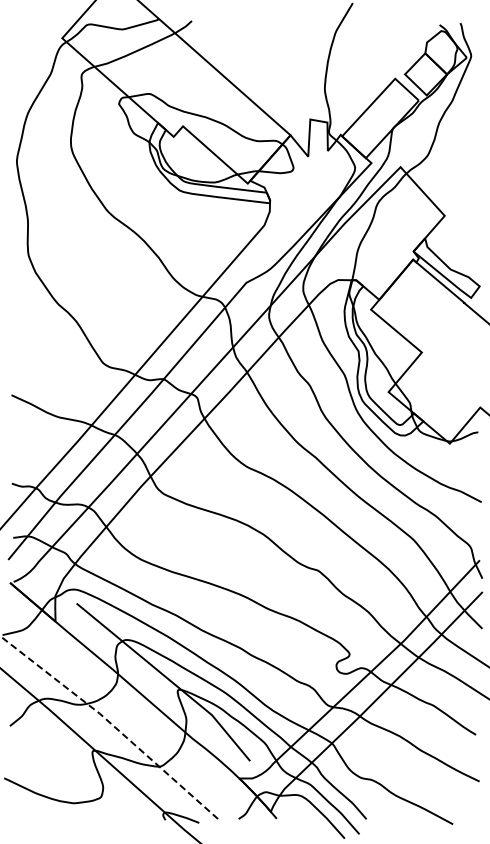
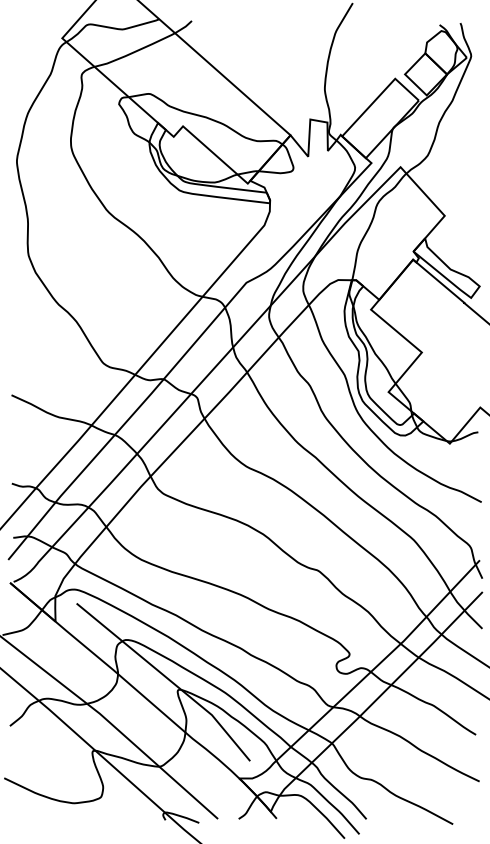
line: dashed -> solid (111, 724)
